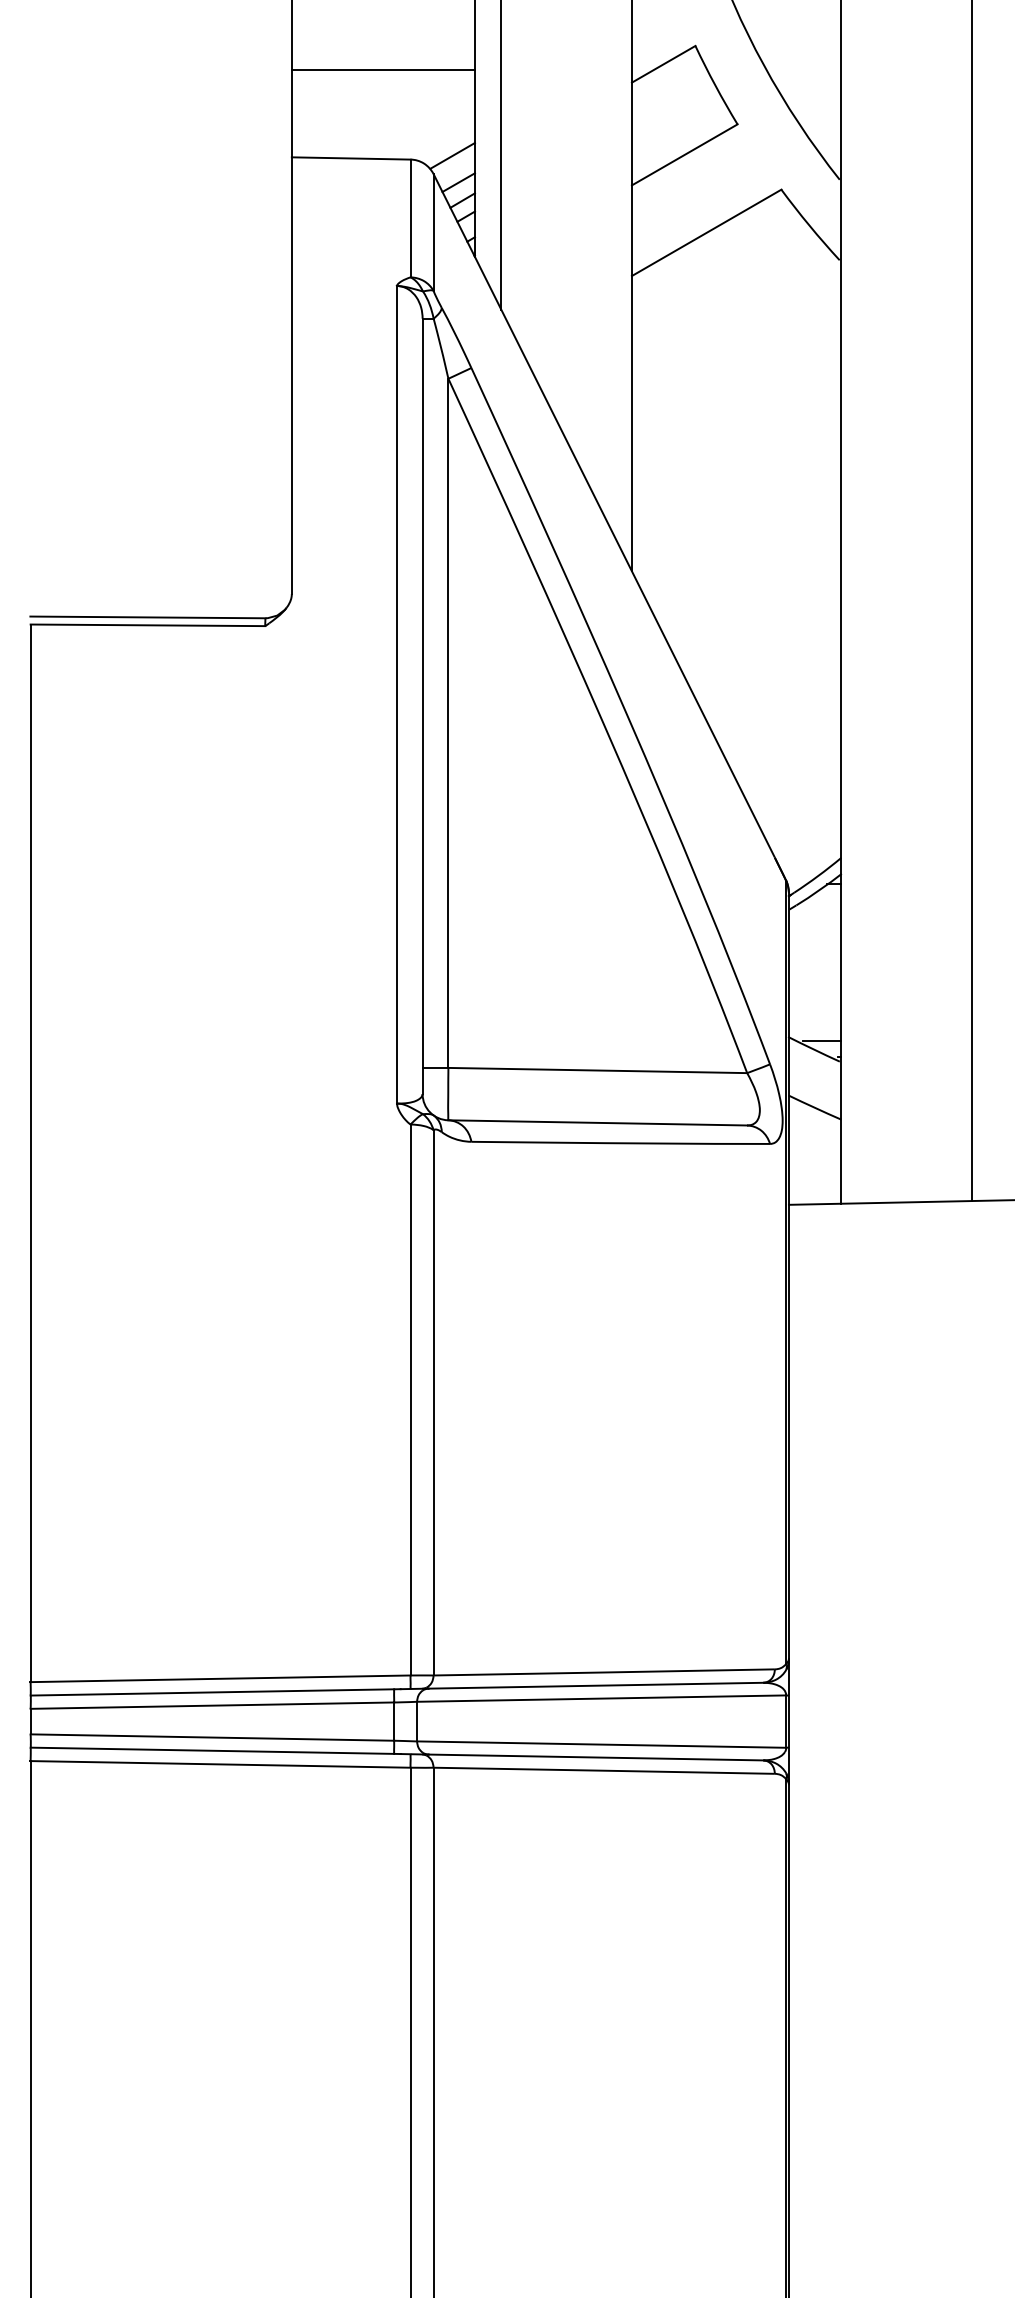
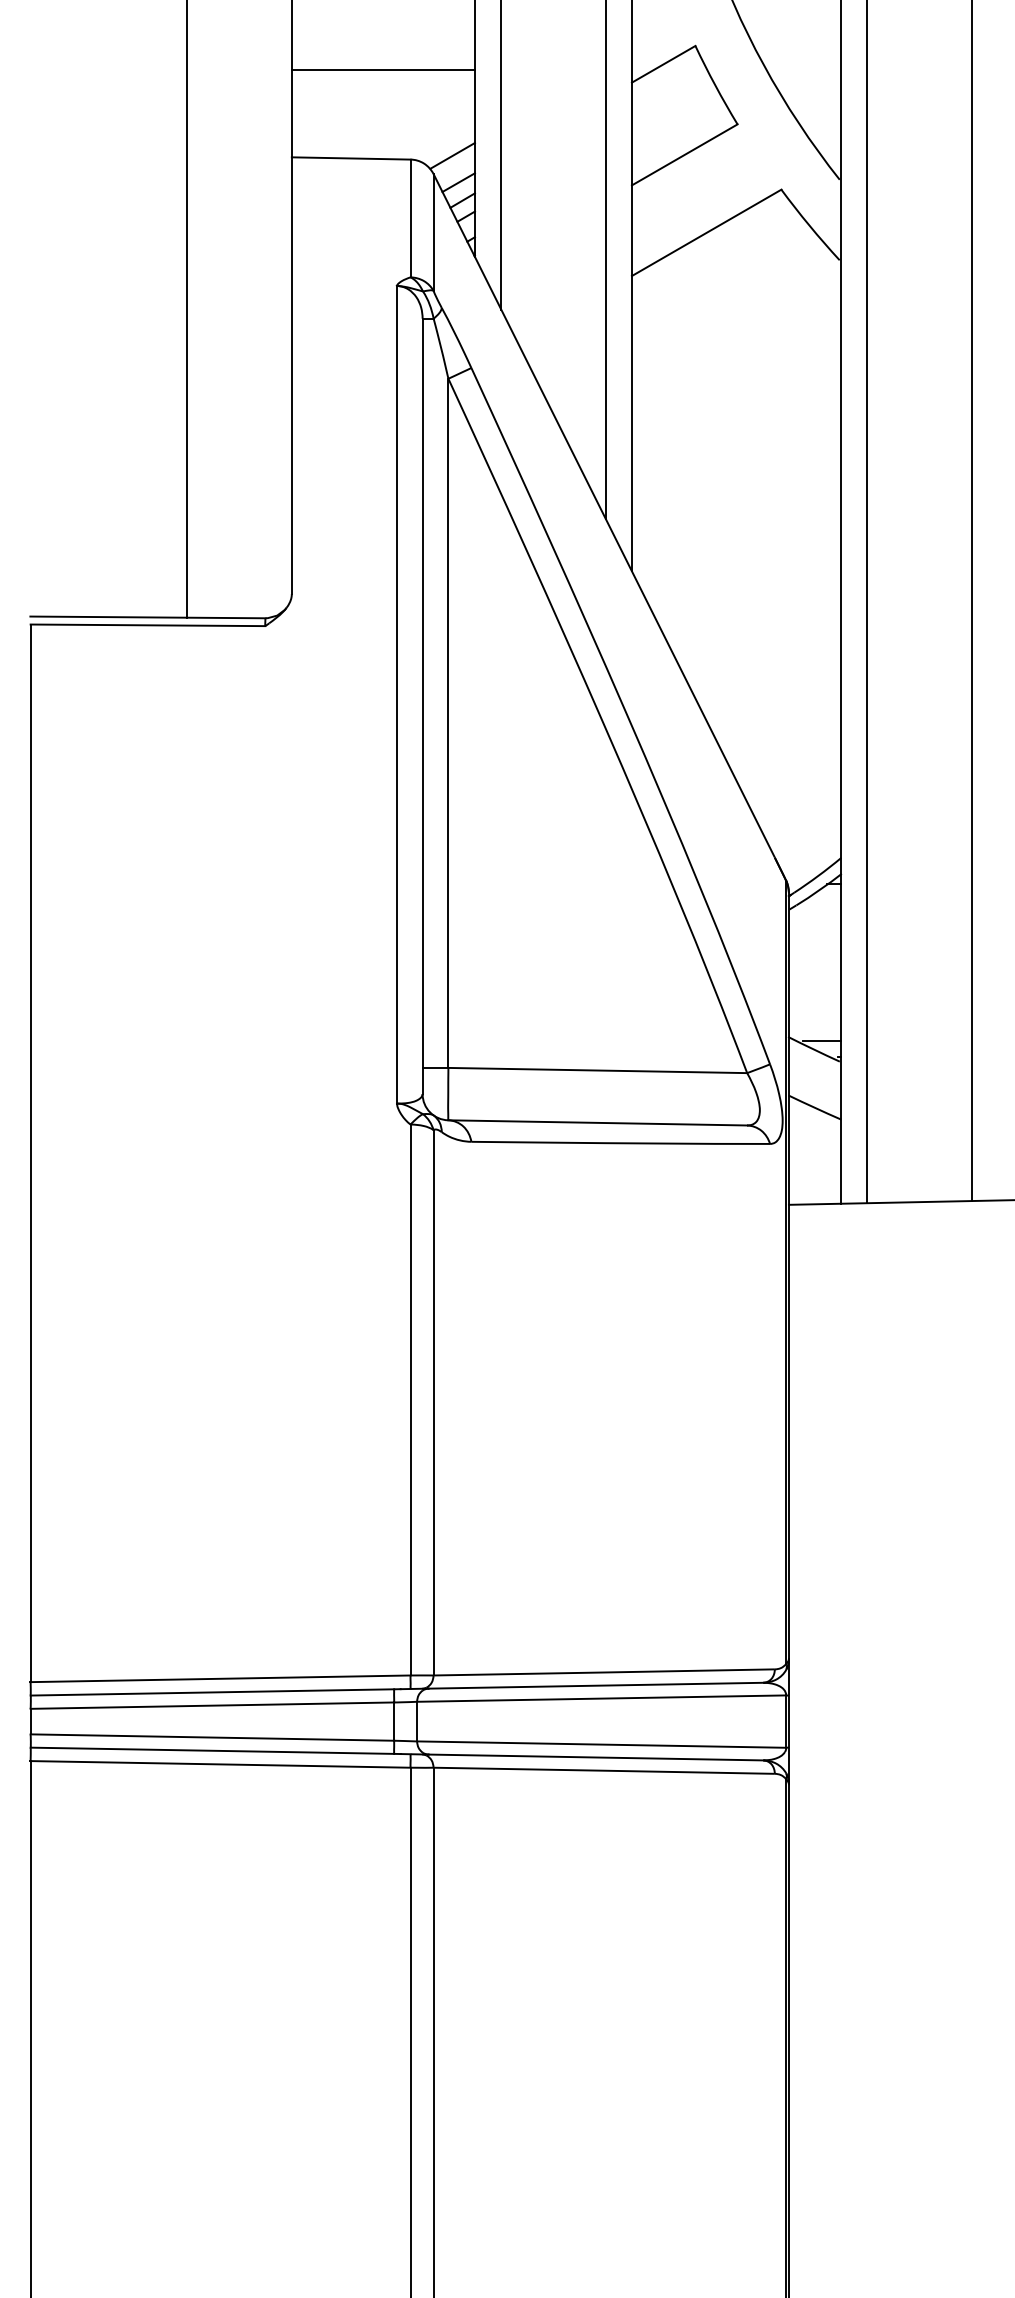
line: none -> present (605, 260)
line: none -> present (187, 309)
line: none -> present (867, 602)
